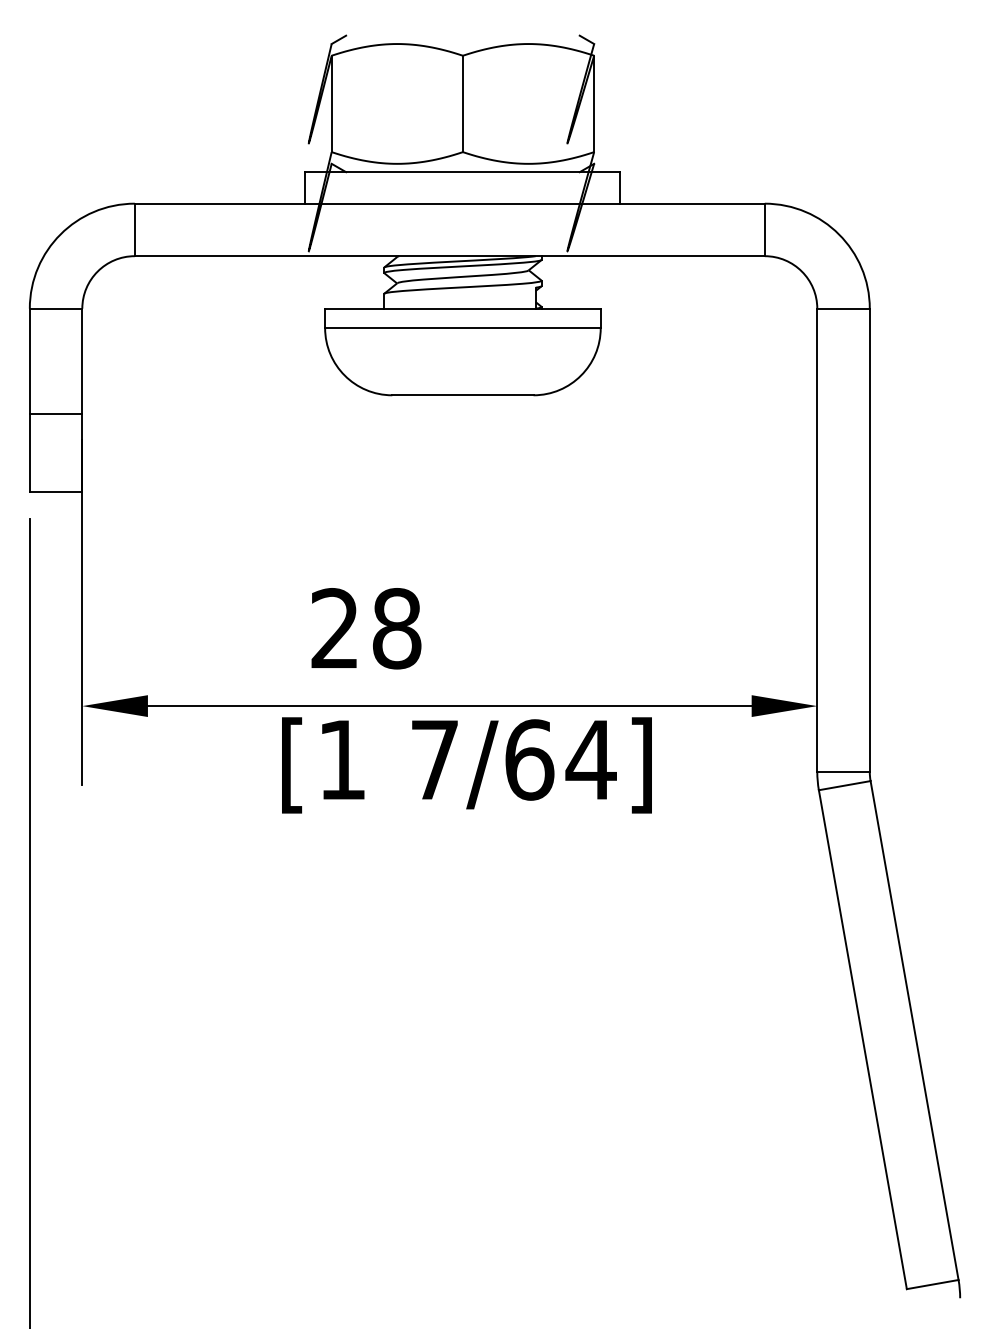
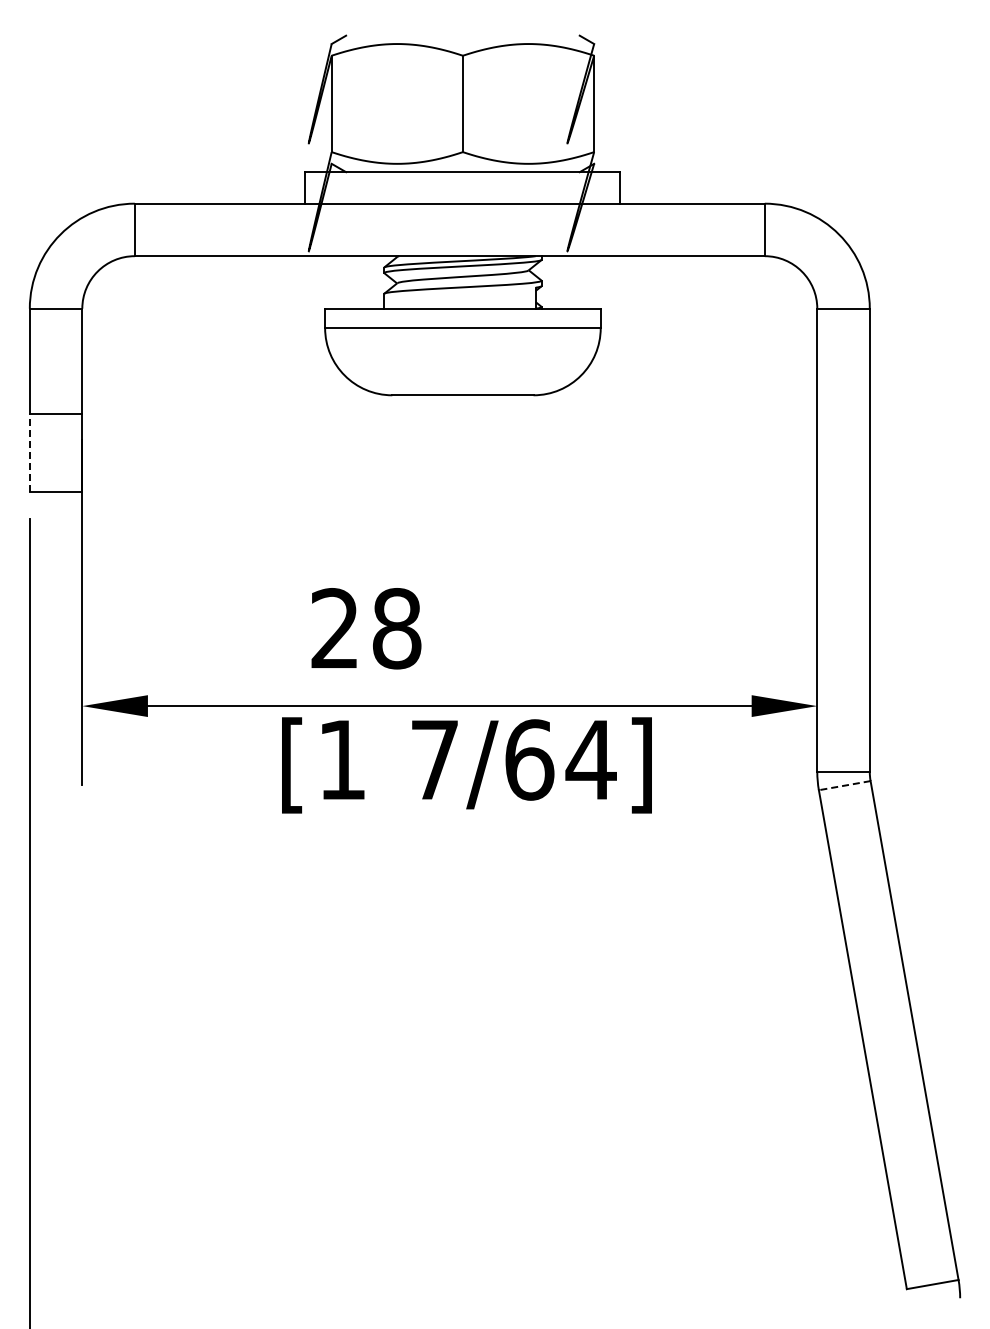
line: solid -> dashed (29, 452)
line: solid -> dashed (844, 785)
